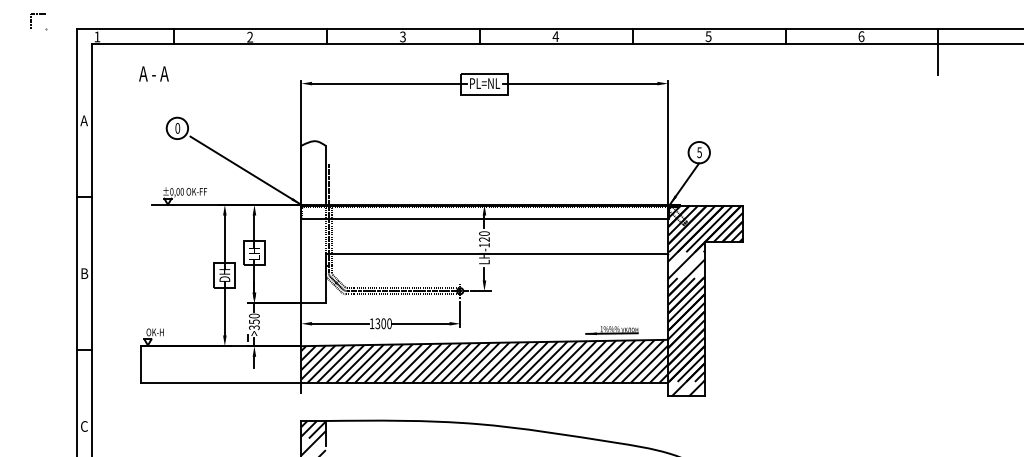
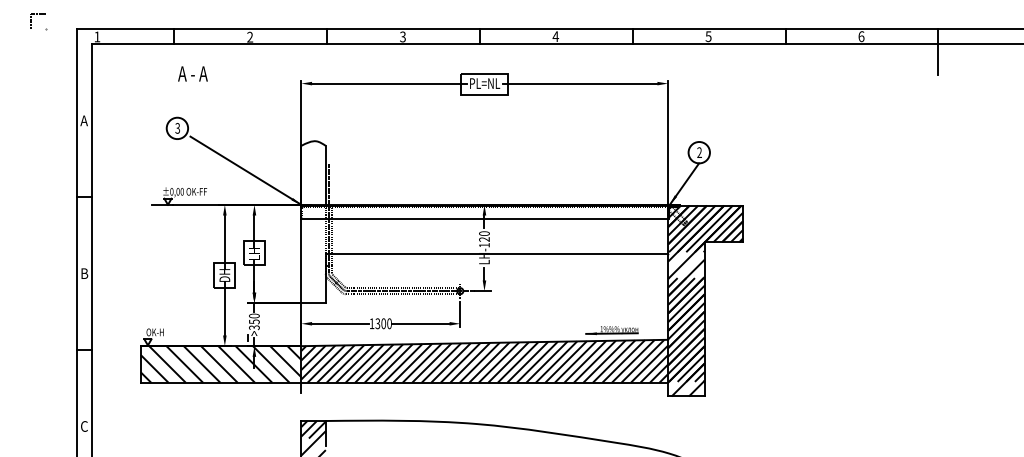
text position: (153, 73) -> (192, 73) (192, 73)
text: 0 -> 3 (177, 128)
text: 5 -> 2 (699, 152)
hatch: none -> present (220, 364)
